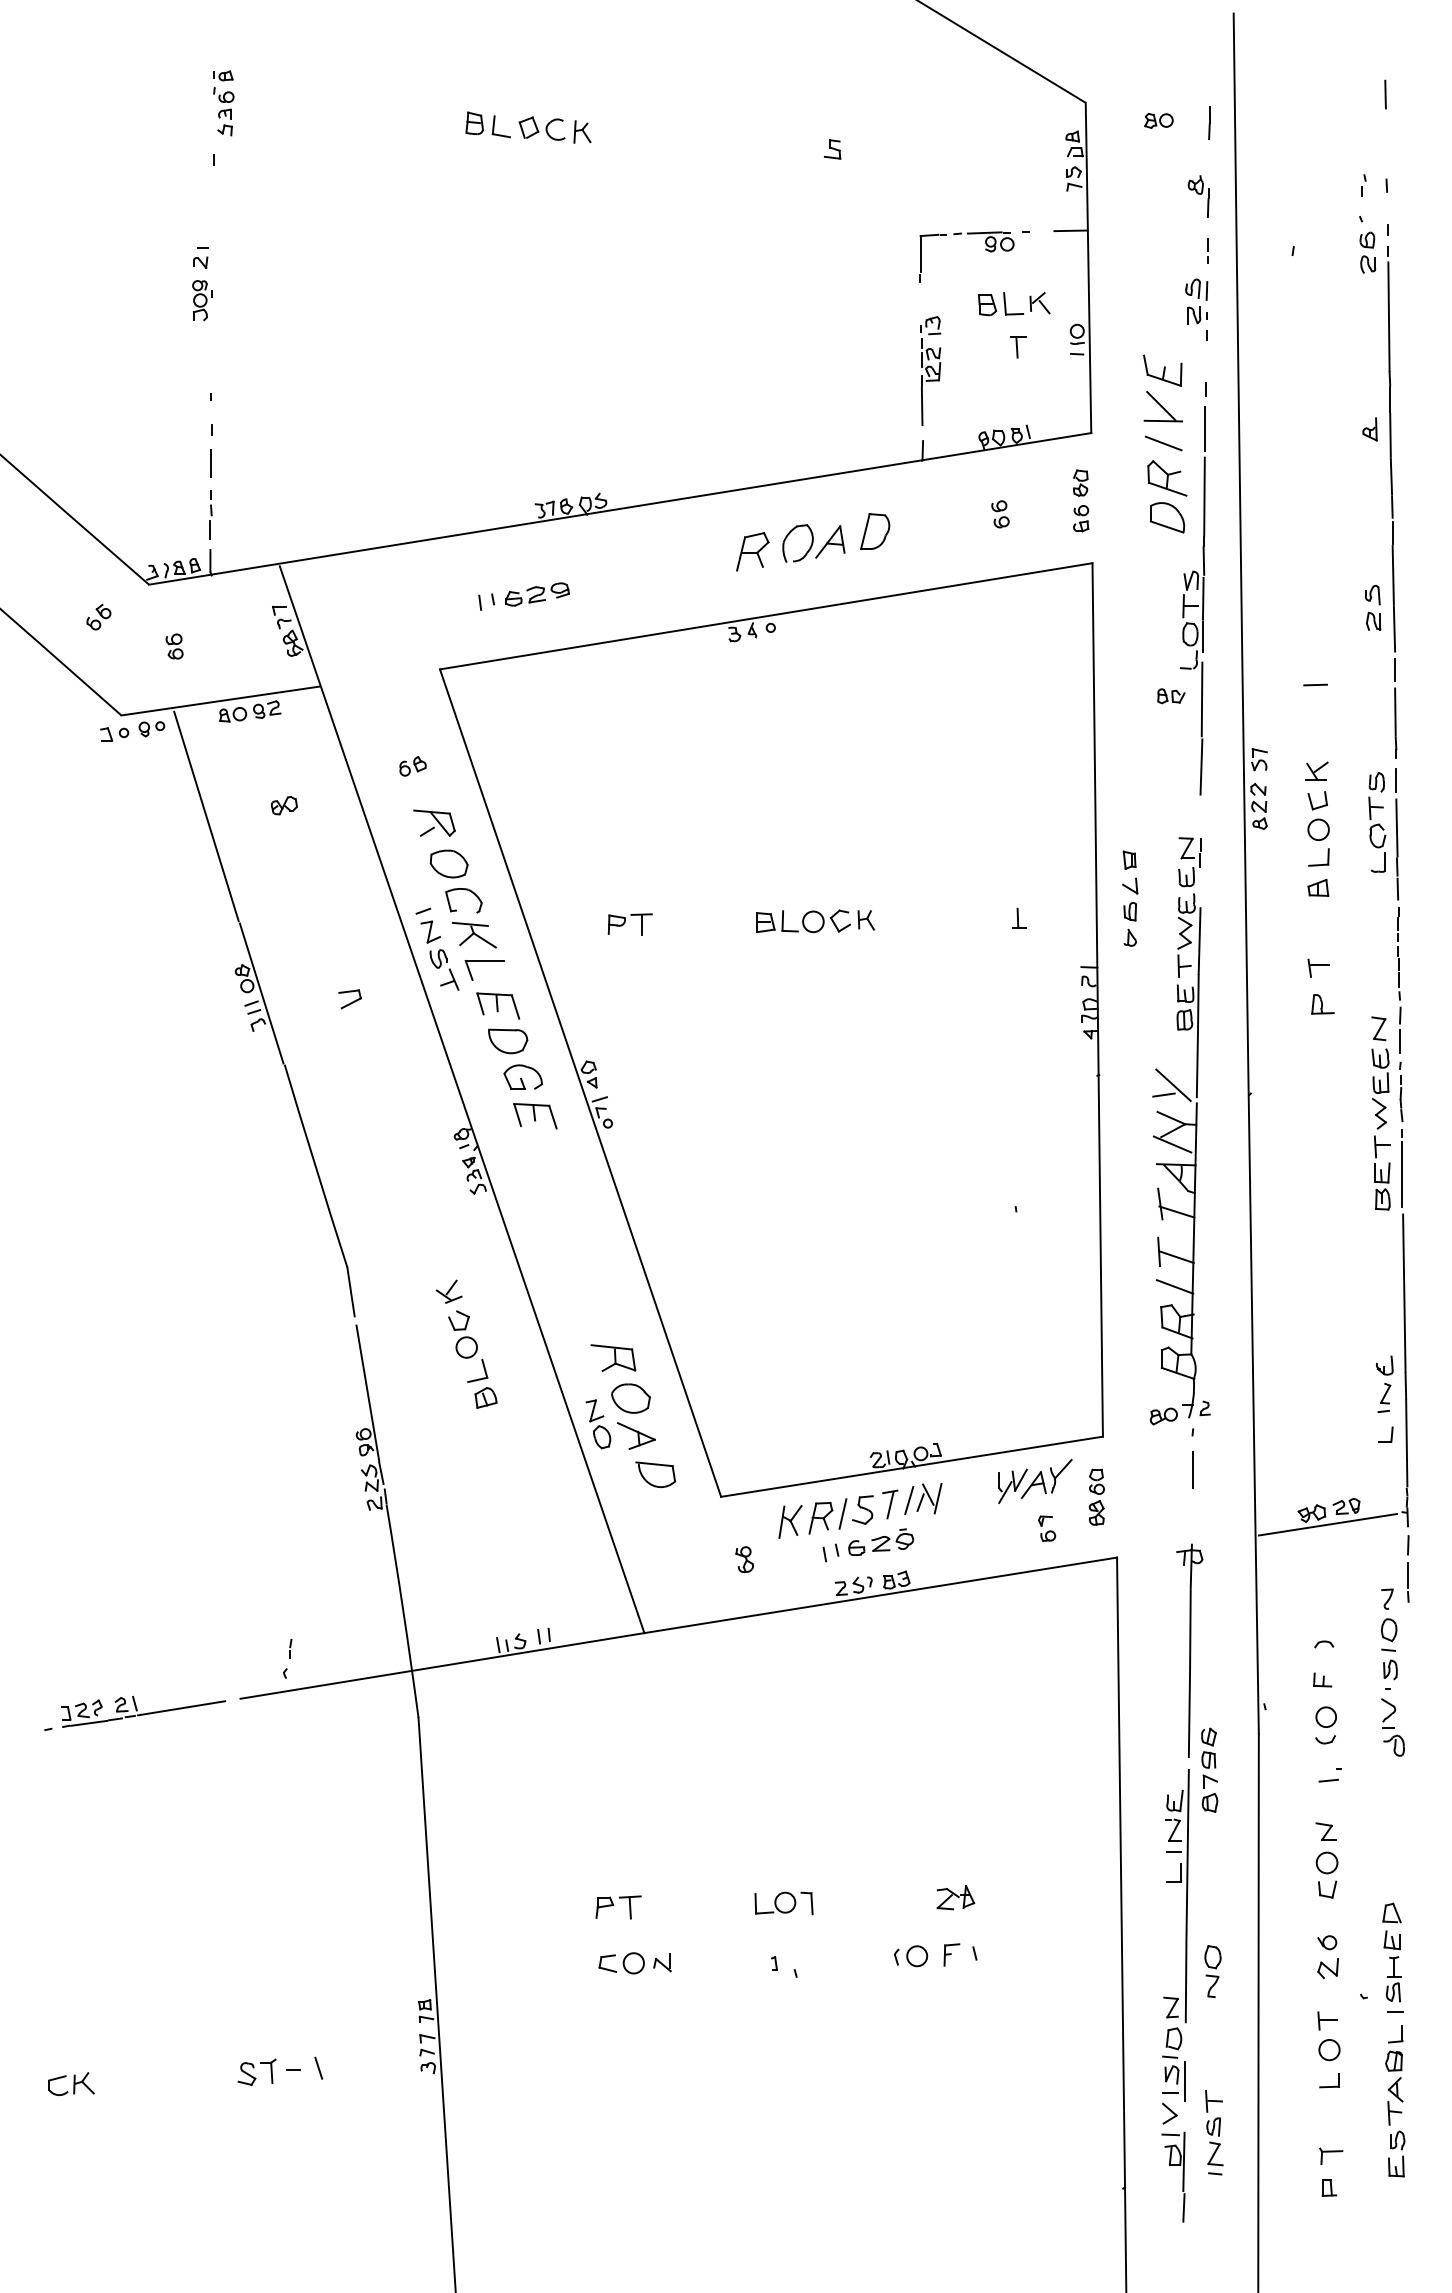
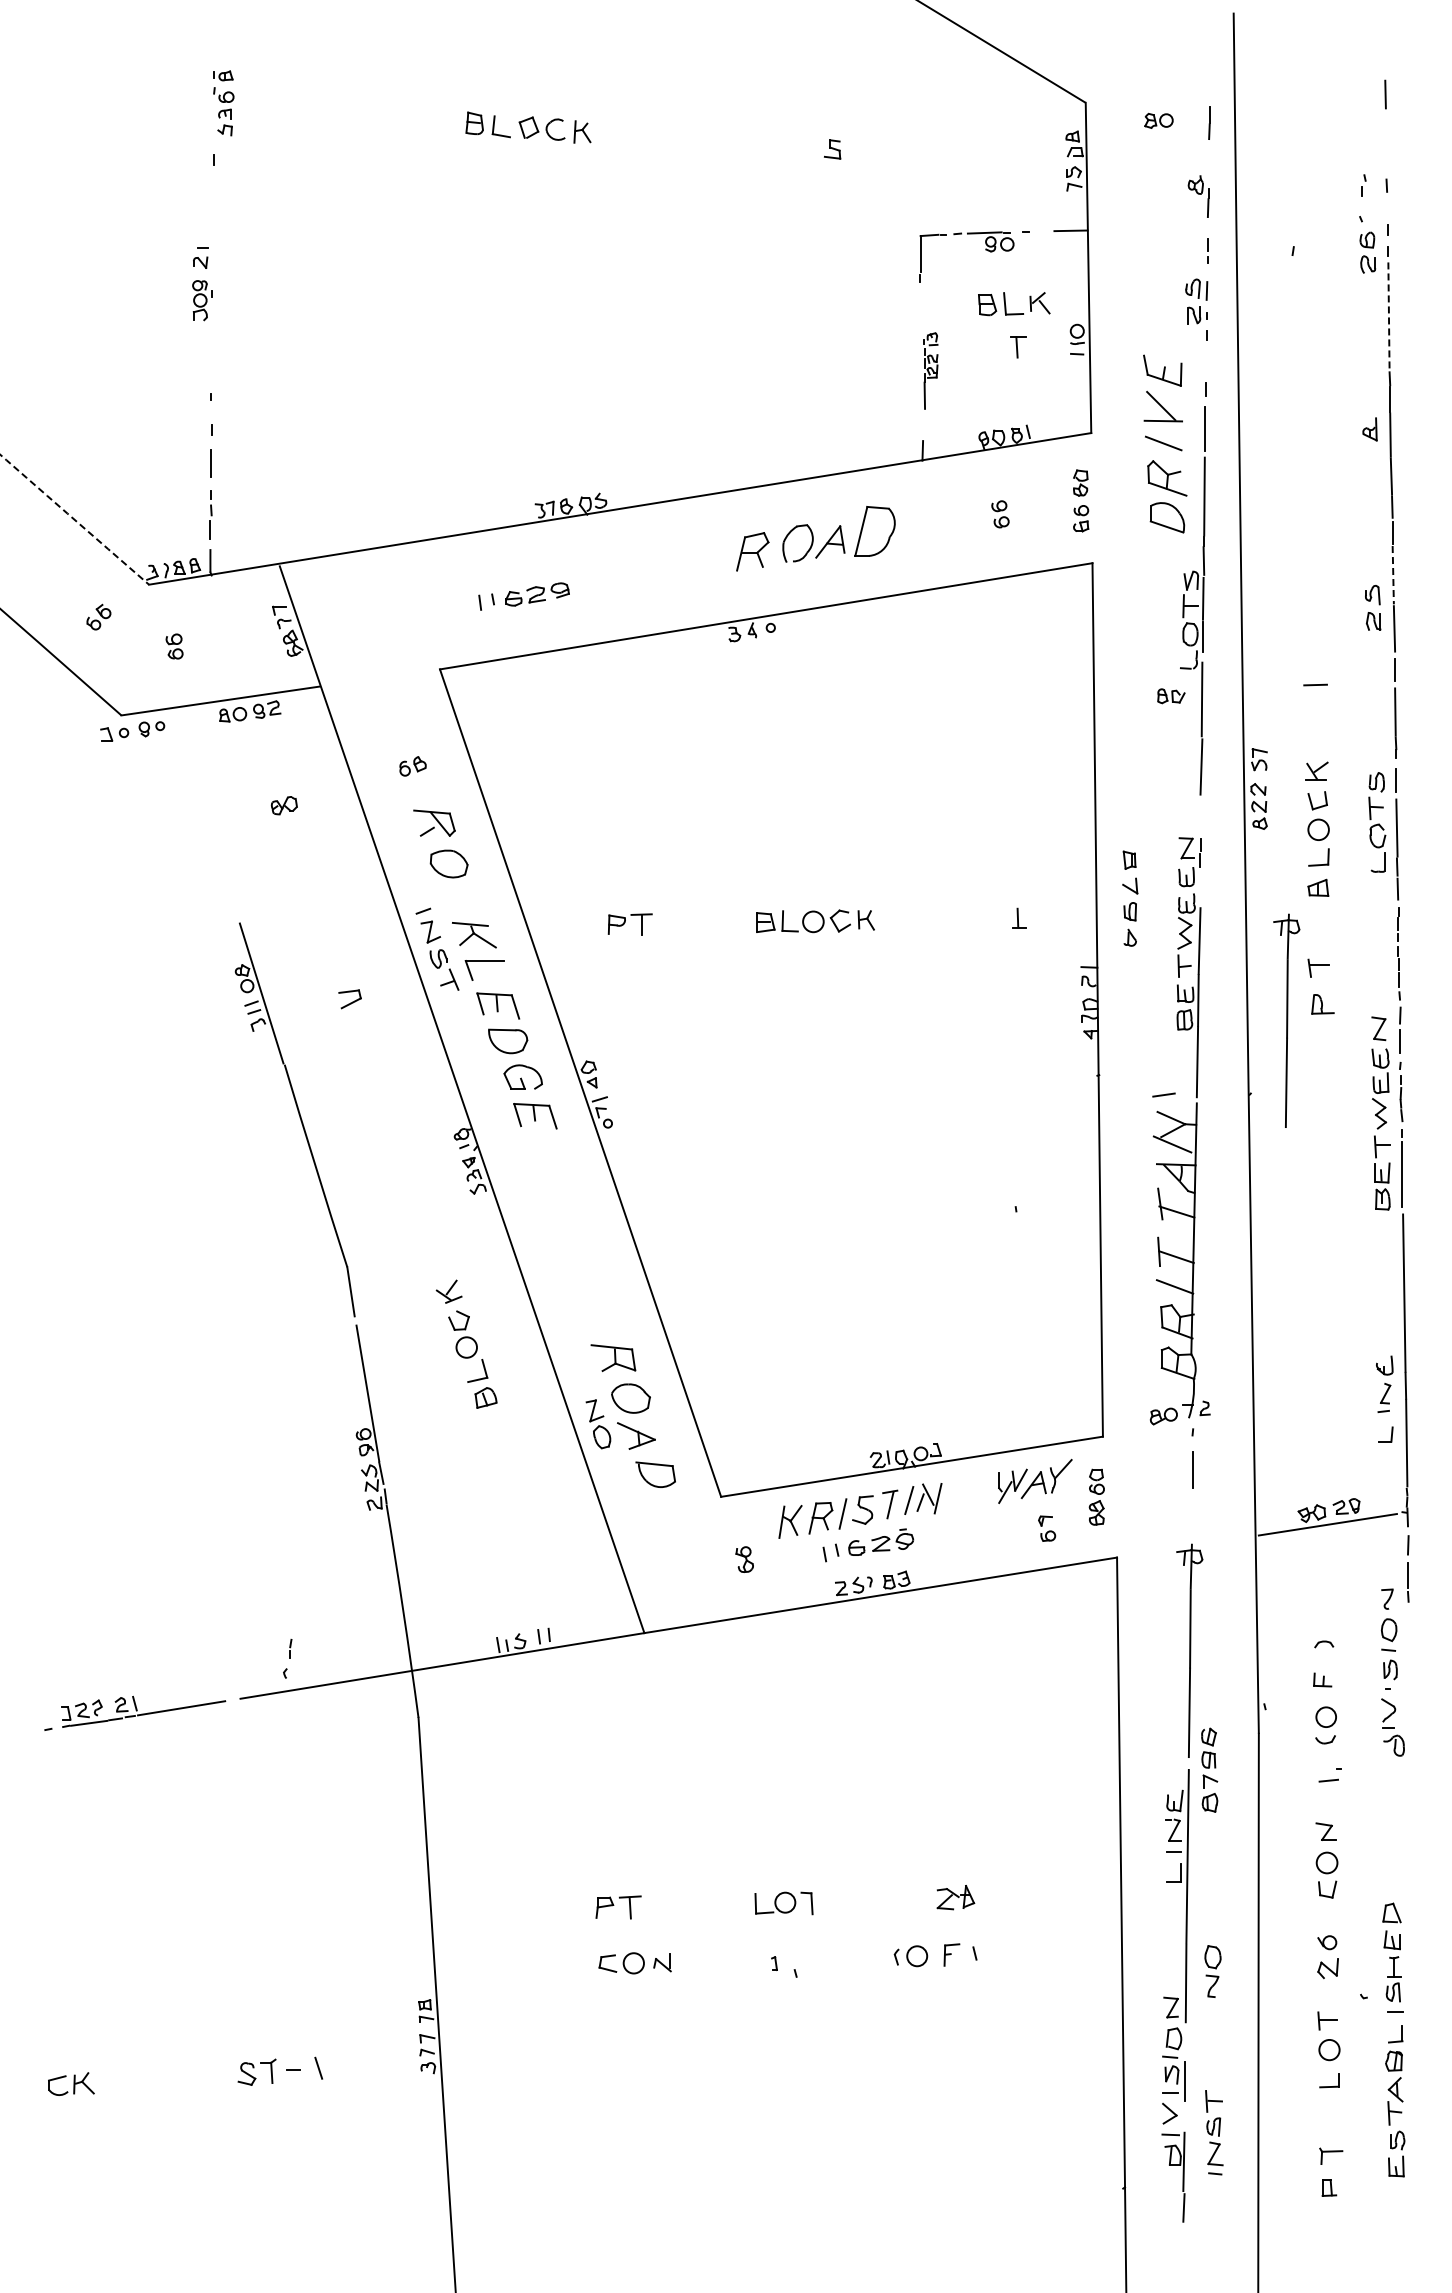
line: solid -> dashed (1388, 317)
part size: 22x110 px -> 16x78 px (930, 370)
arc: solid -> dashed (74, 519)
part size: 31x38 px -> 42x51 px (874, 531)
line: solid -> dashed (1393, 575)
line: present -> none (206, 816)
part: present -> none (465, 890)
part: none -> present (1286, 1020)
line: present -> none (1173, 1084)
